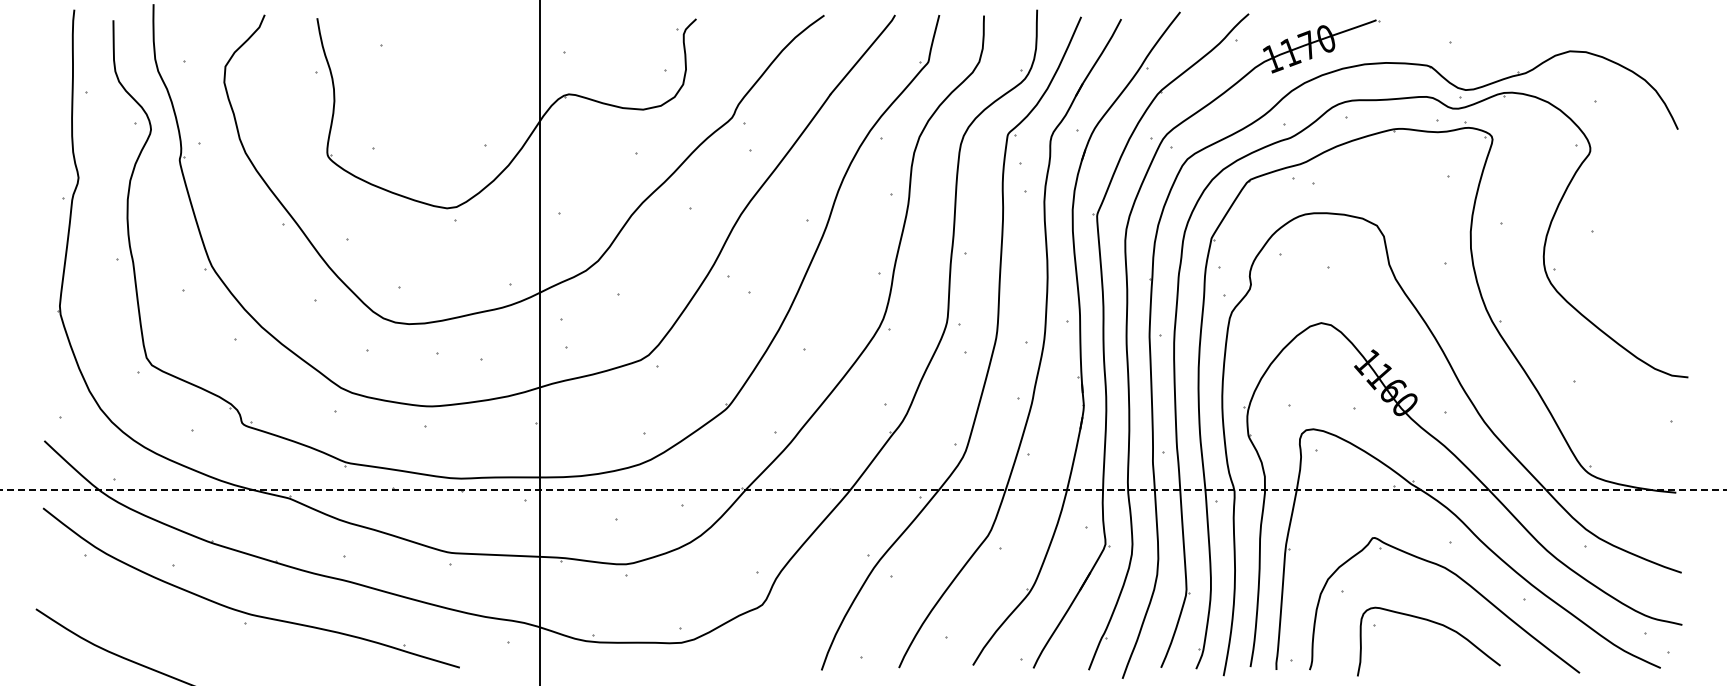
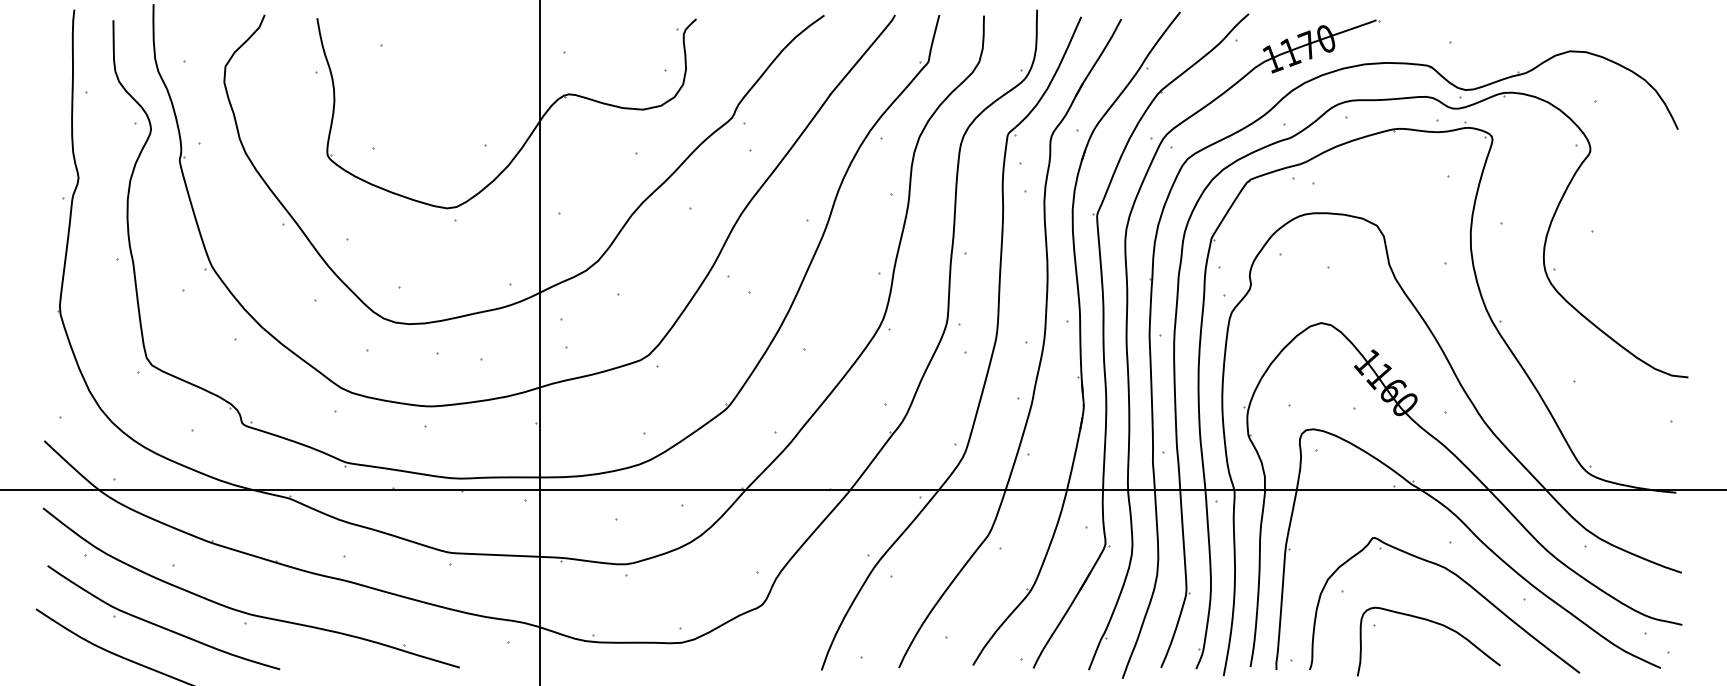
line: dashed -> solid (862, 489)
part: none -> present (160, 625)
